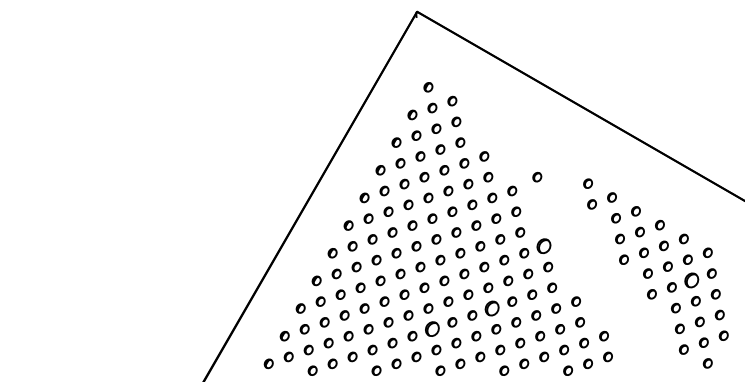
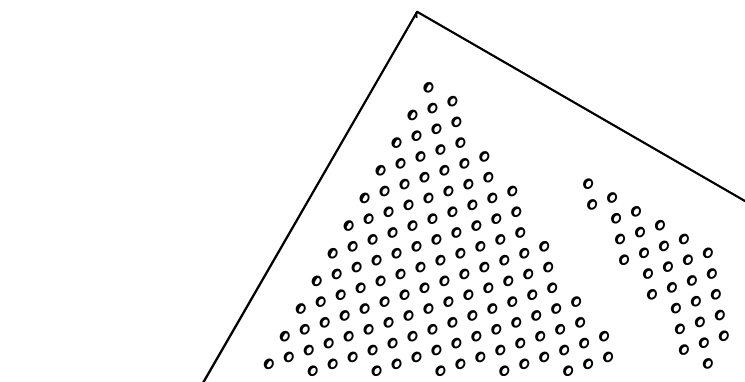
part: present -> none (537, 176)
part size: 16x16 px -> 11x11 px (544, 246)
part size: 16x17 px -> 10x11 px (691, 280)
part size: 16x17 px -> 11x11 px (492, 308)
part size: 15x16 px -> 11x11 px (432, 329)
